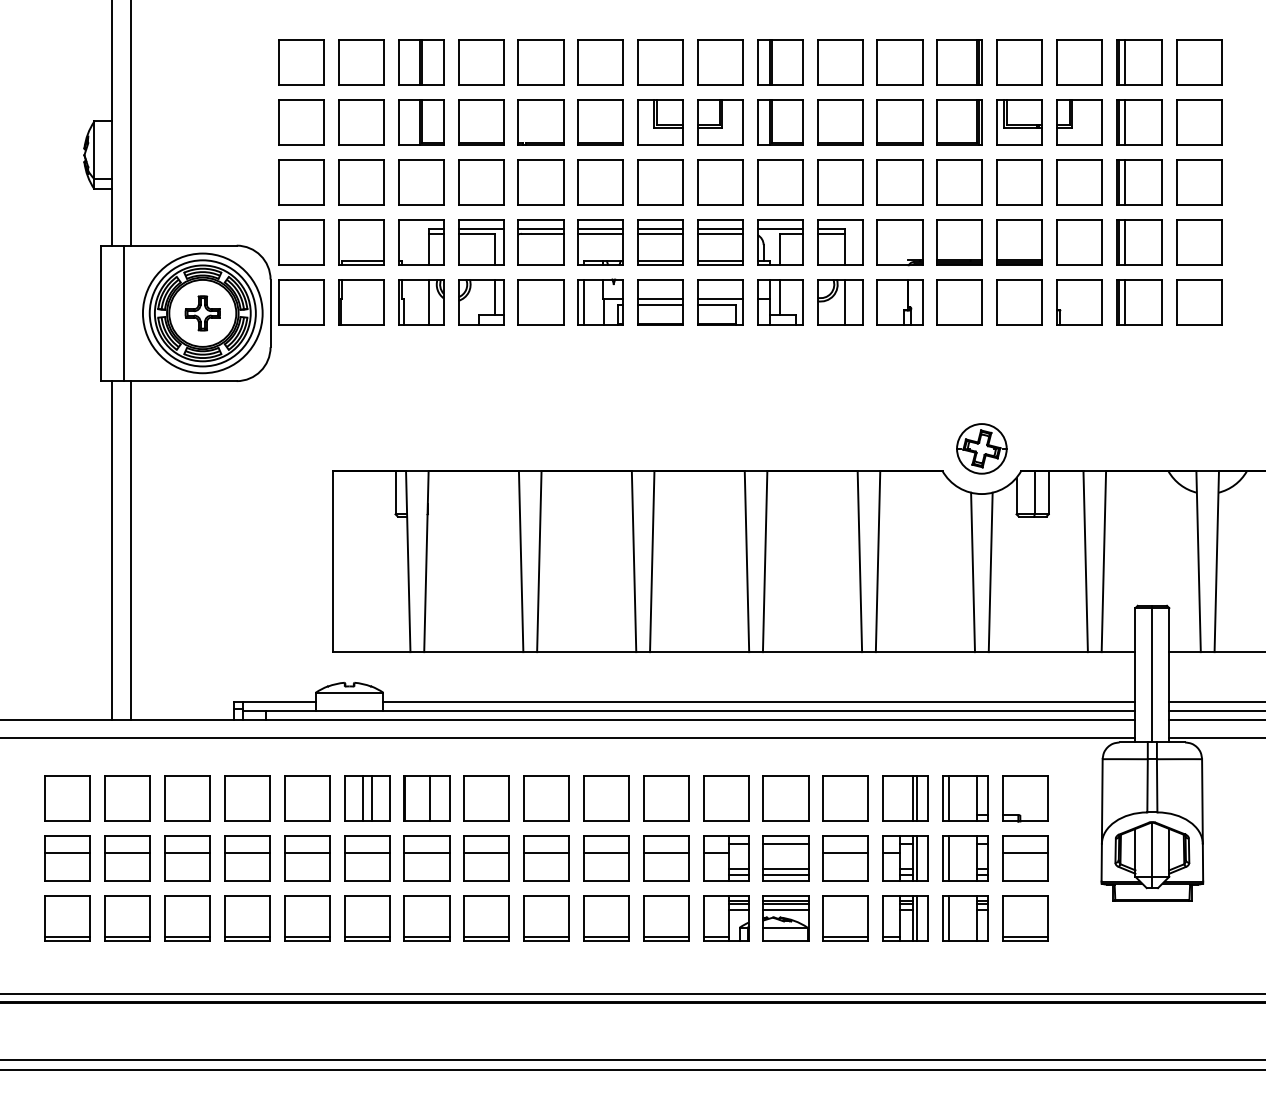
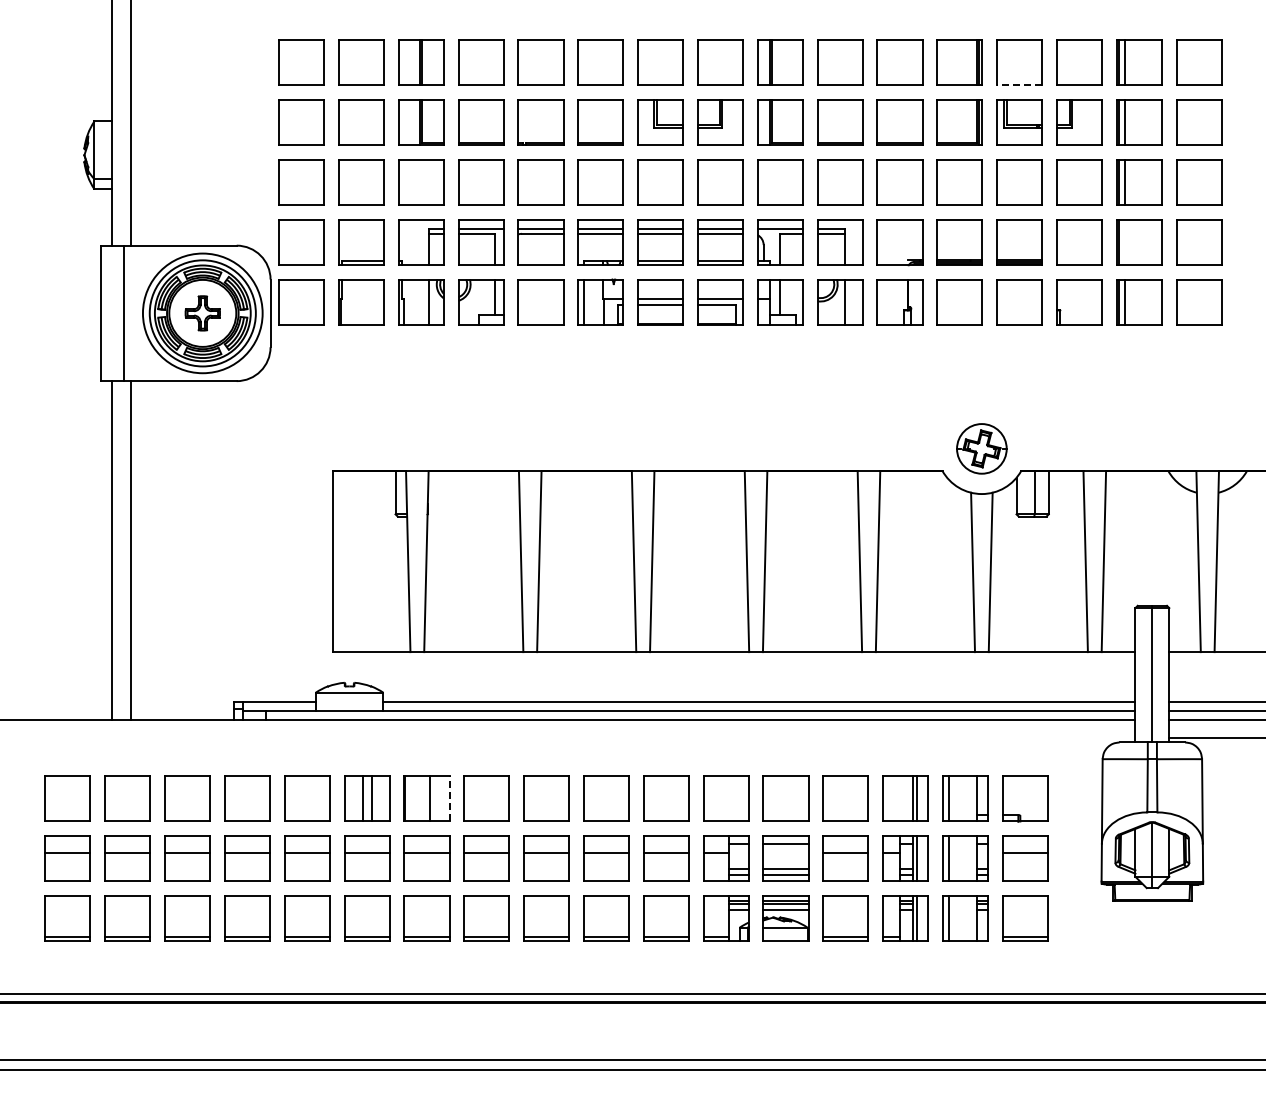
line: solid -> dashed (1019, 85)
line: present -> none (1124, 241)
line: present -> none (568, 737)
line: solid -> dashed (449, 798)
